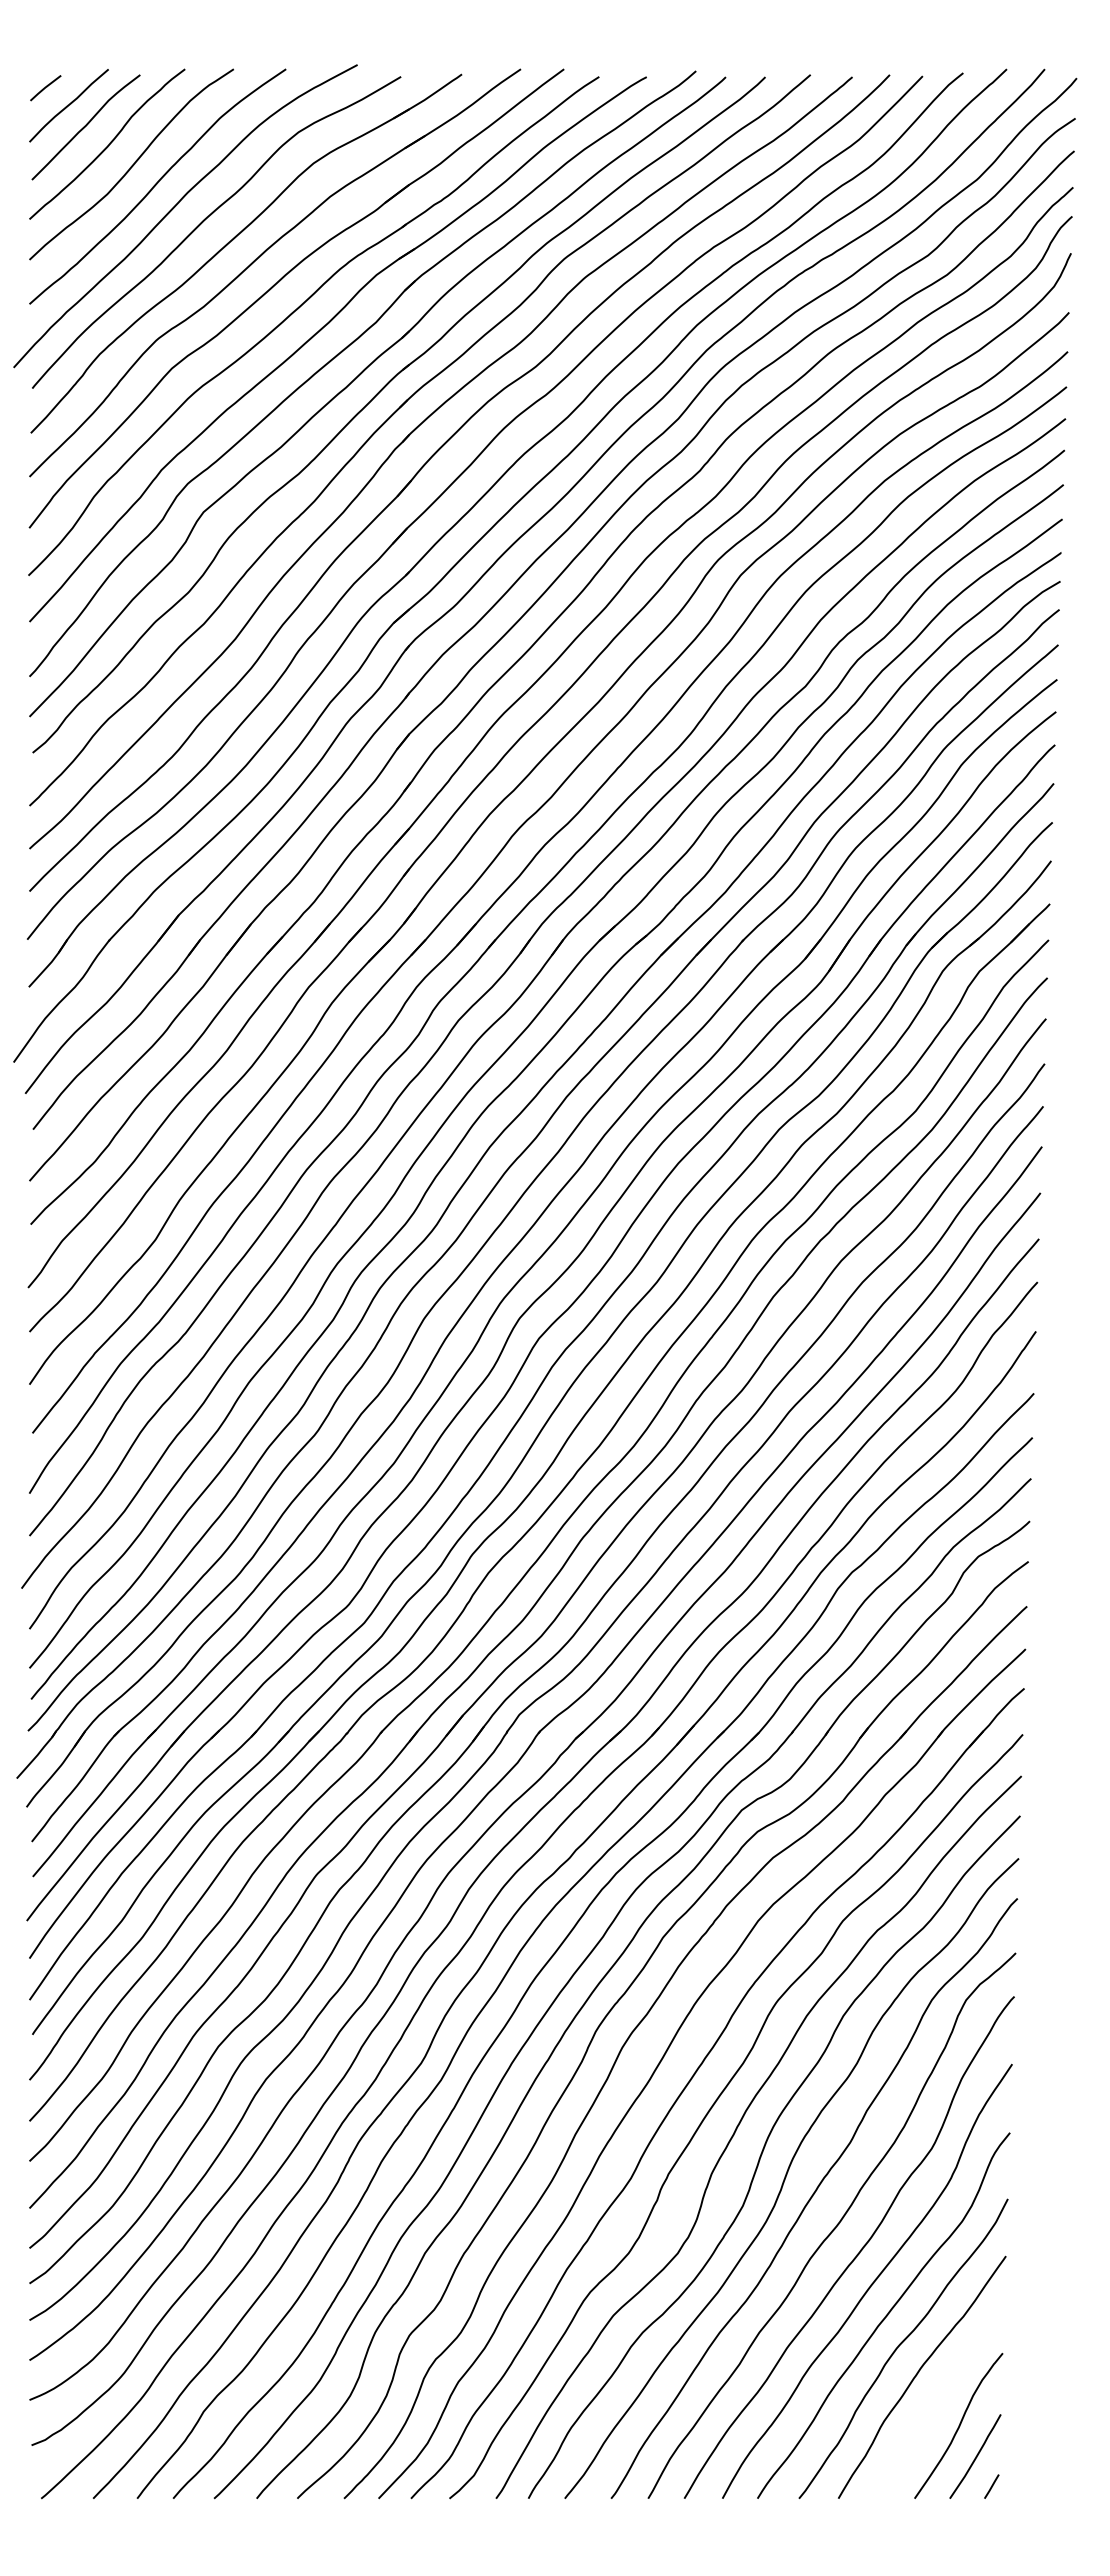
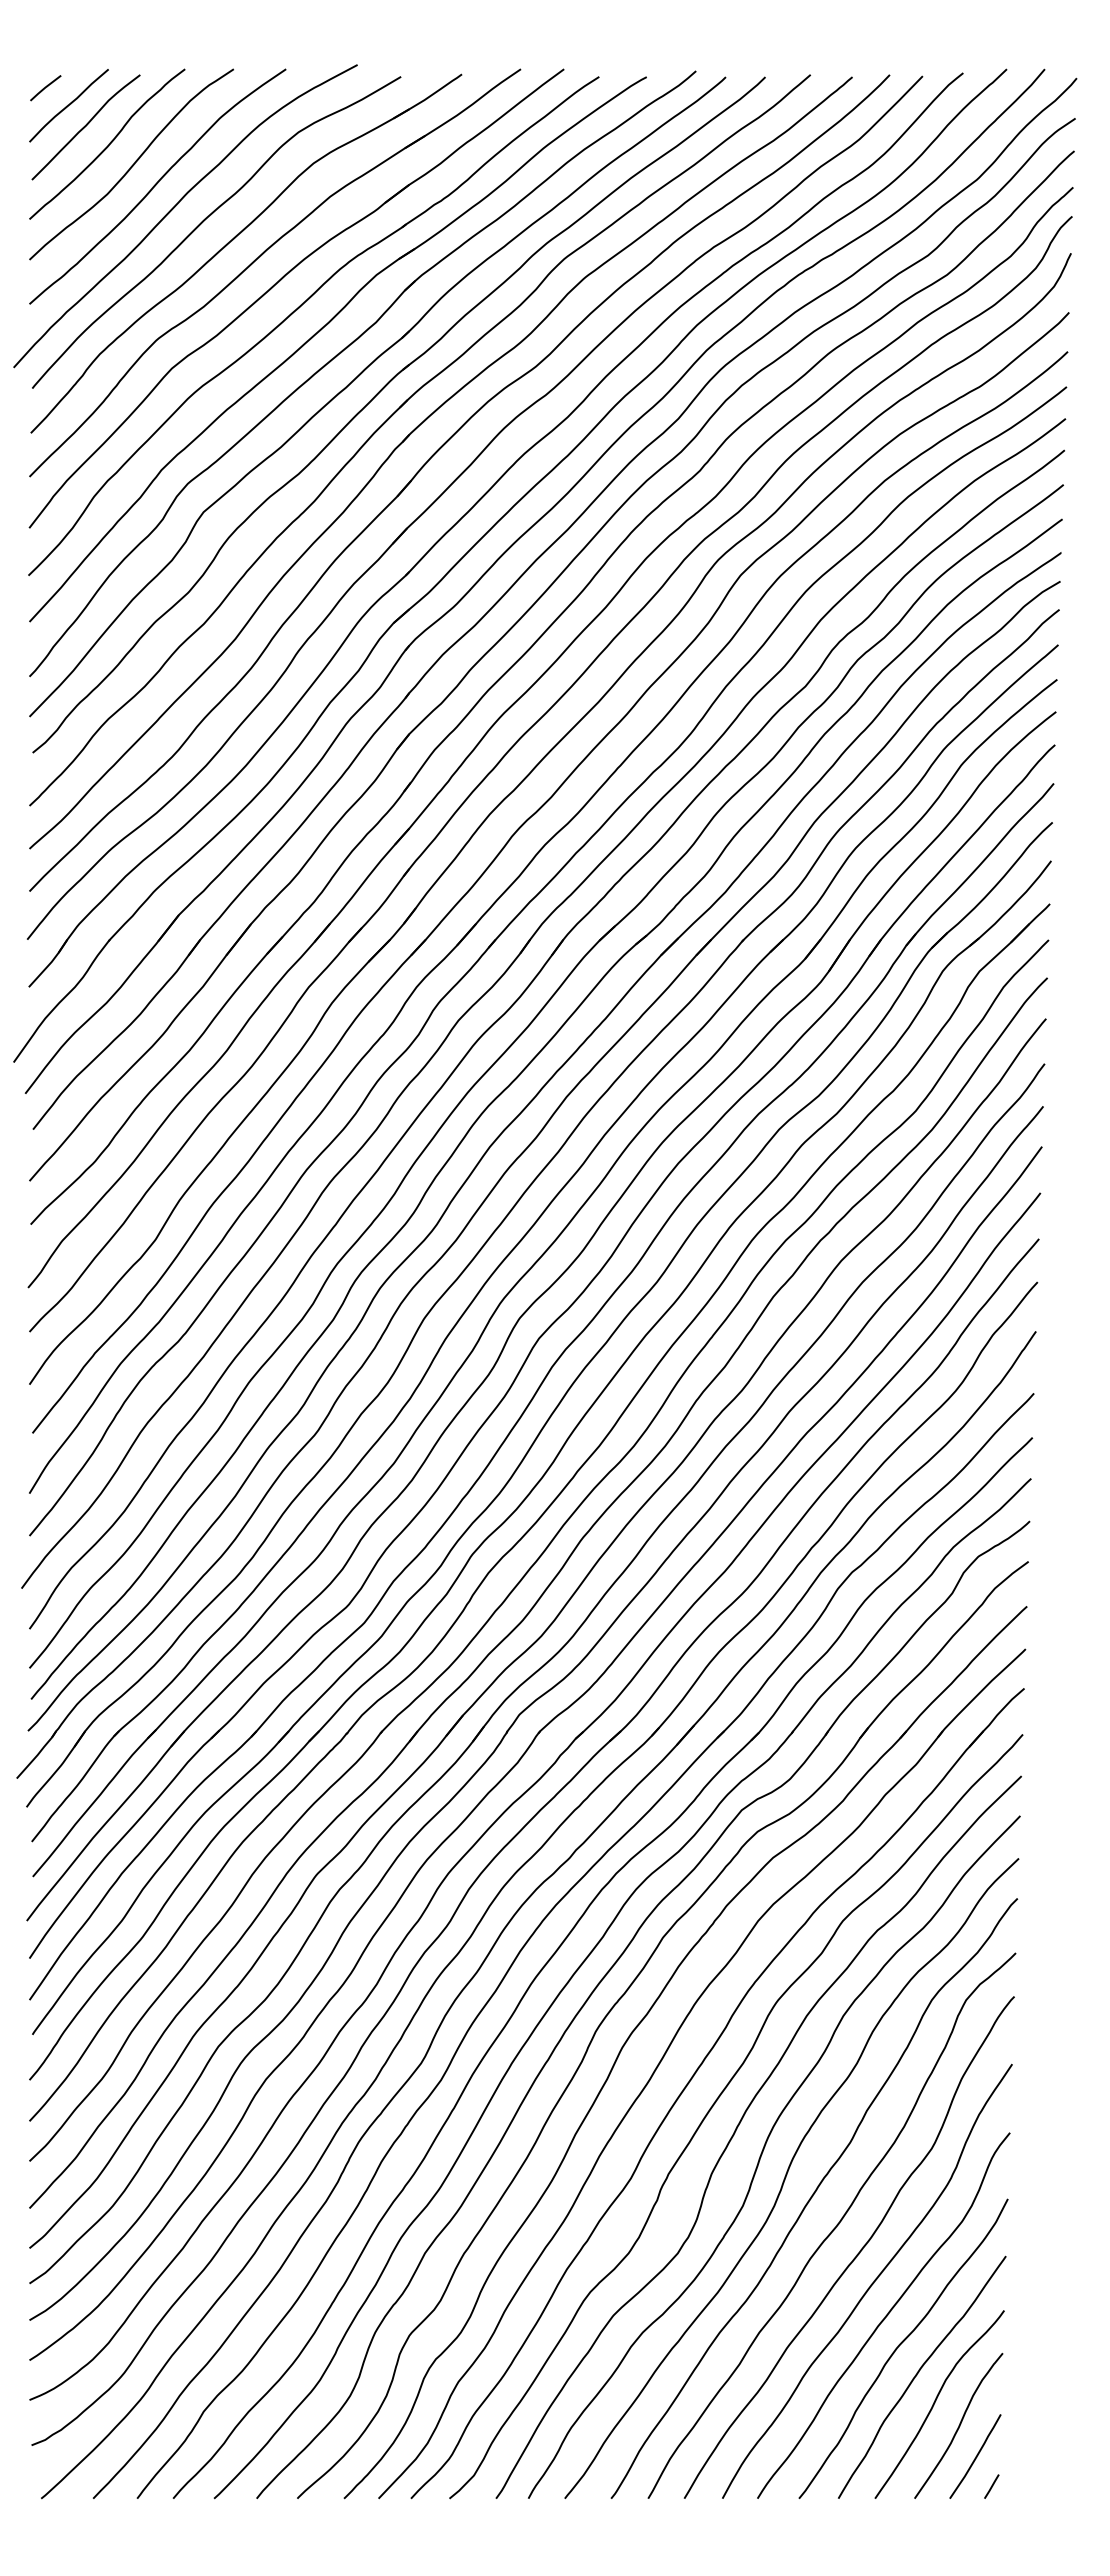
curve: none -> present (935, 2403)
